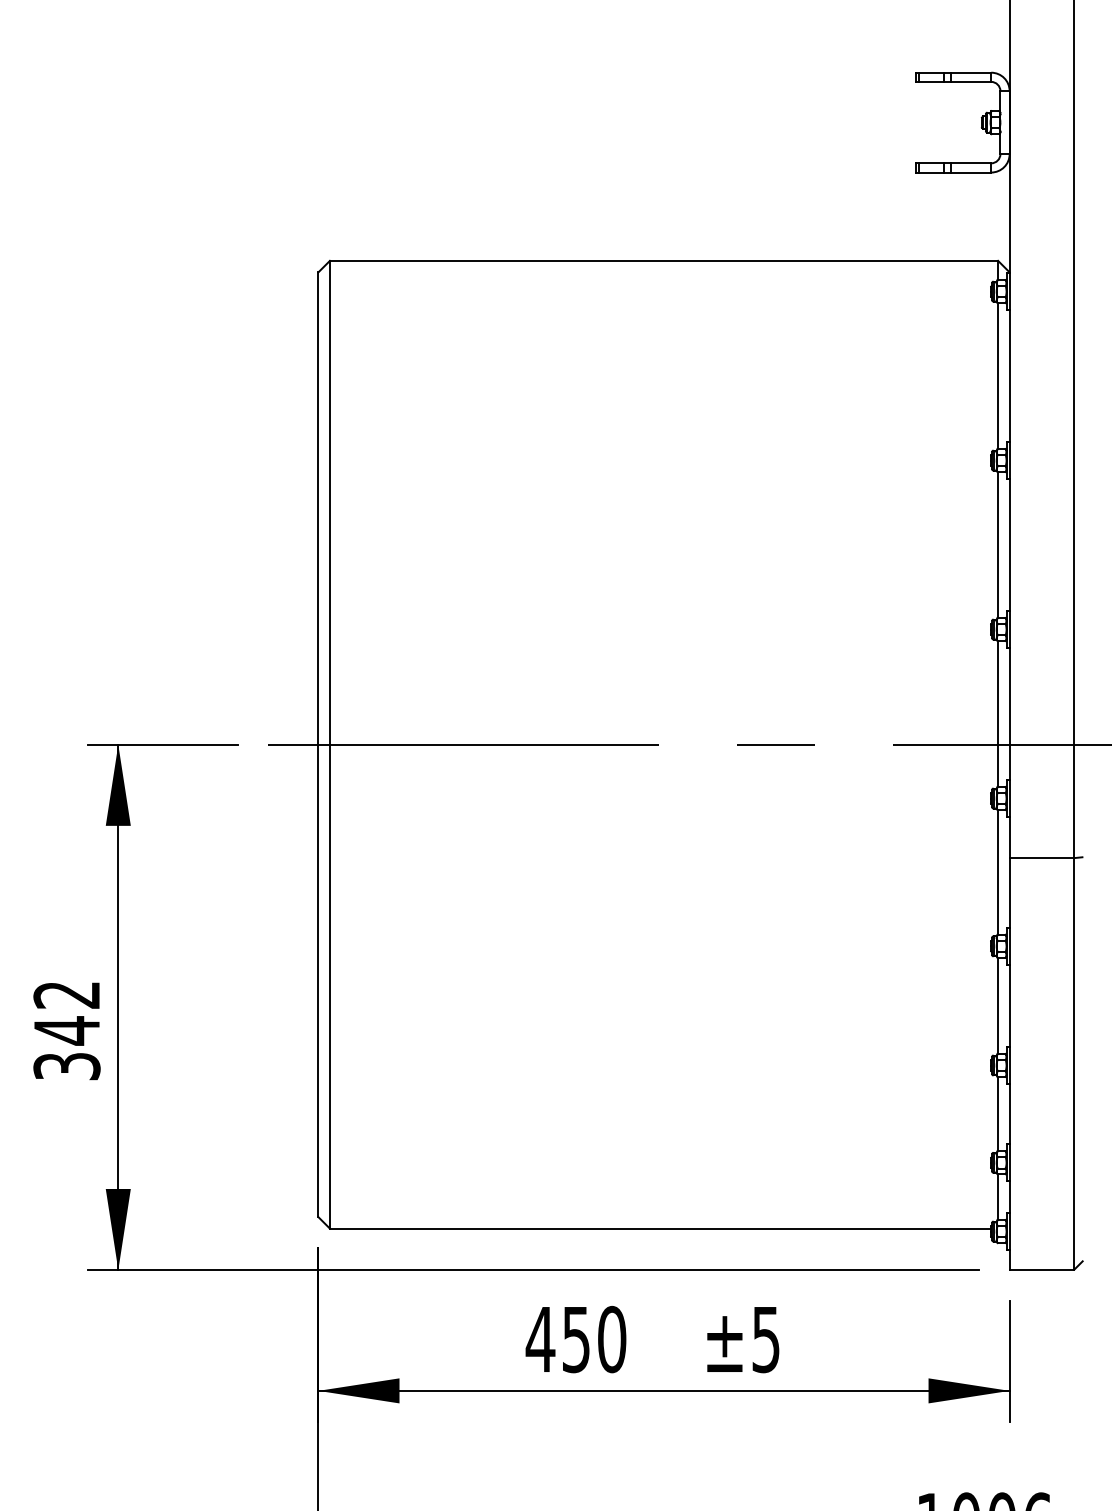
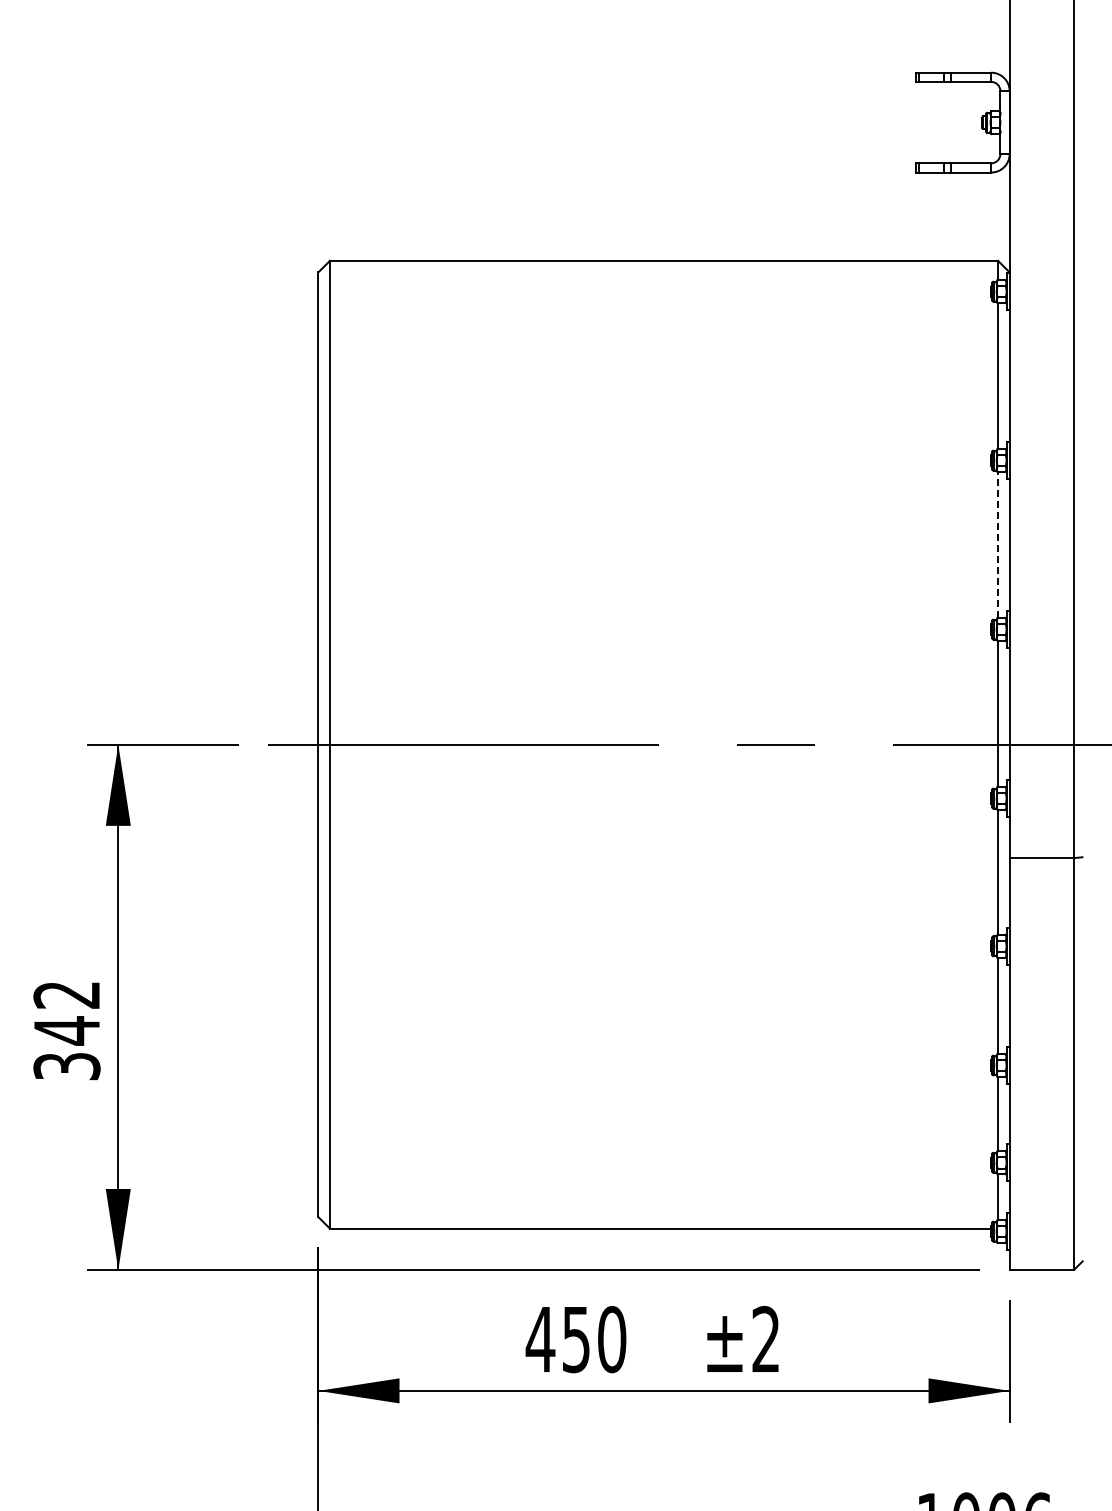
line: solid -> dashed (998, 545)
text: ±5 -> ±2 (765, 1339)
